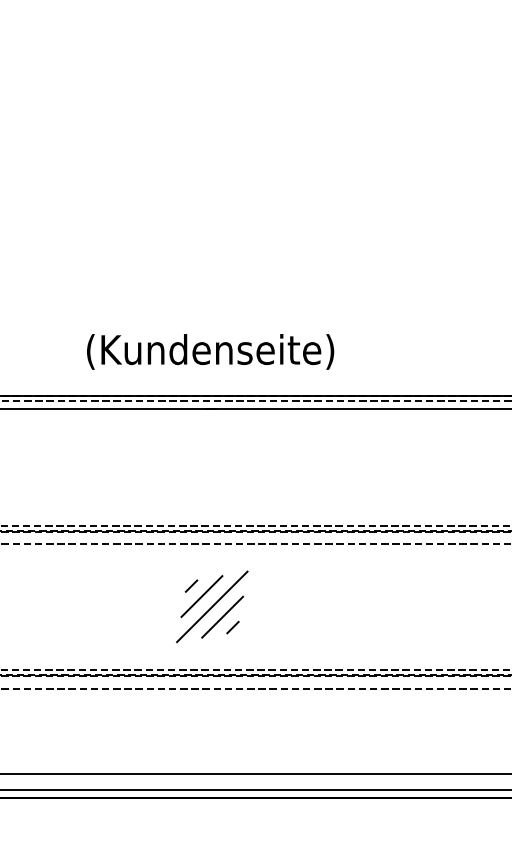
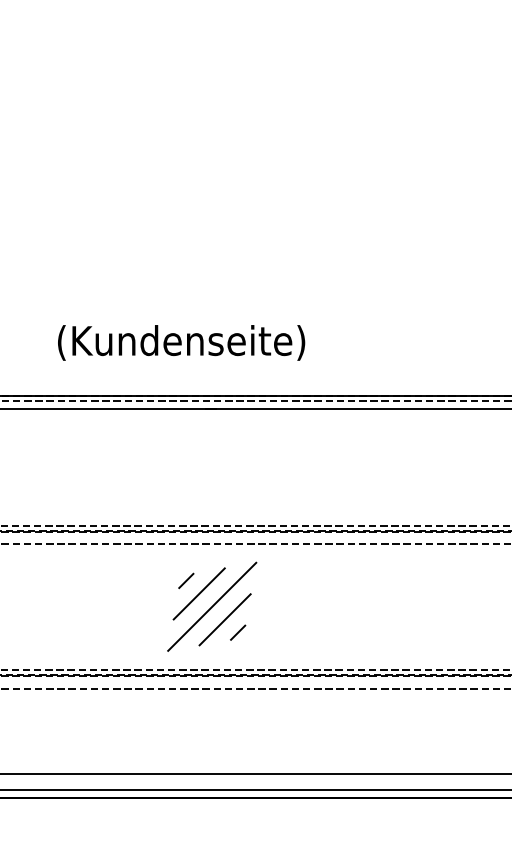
text position: (210, 351) -> (181, 342) (181, 342)
part size: 73x74 px -> 91x91 px (212, 606)
